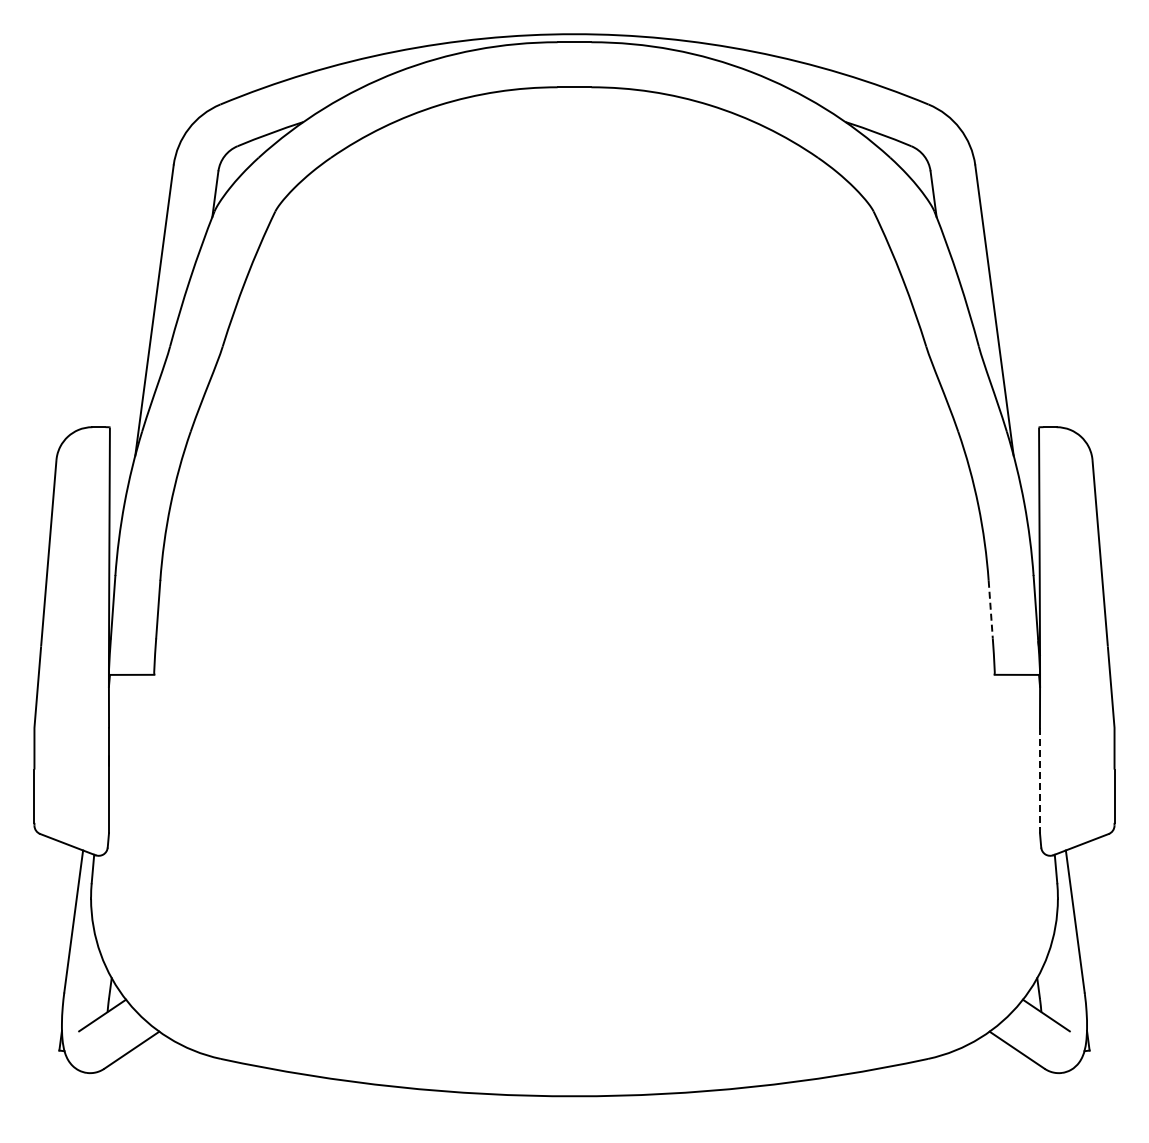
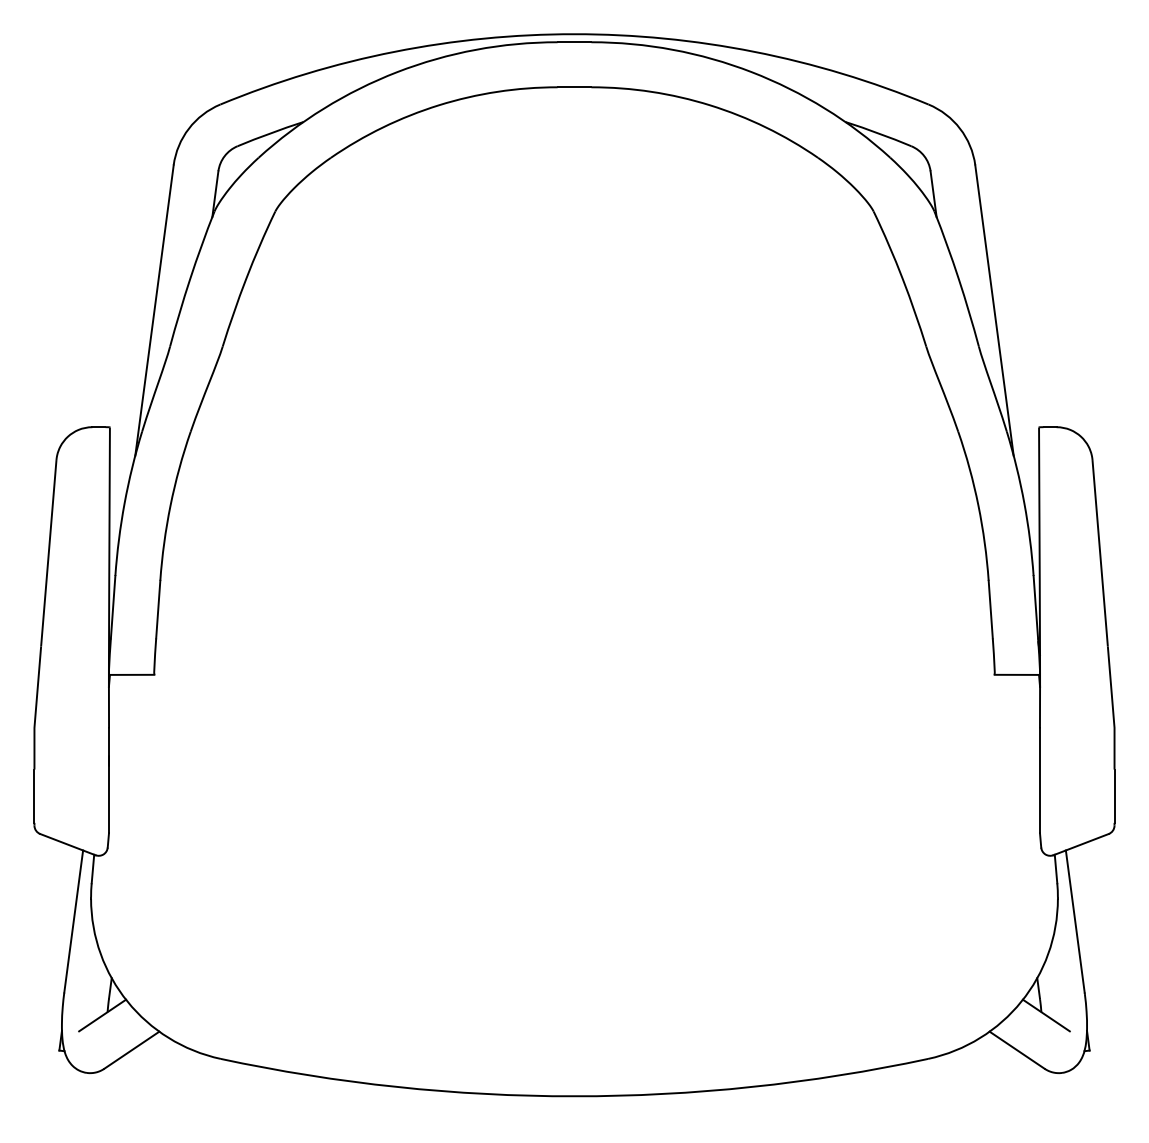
line: dashed -> solid (990, 609)
line: dashed -> solid (1039, 780)
